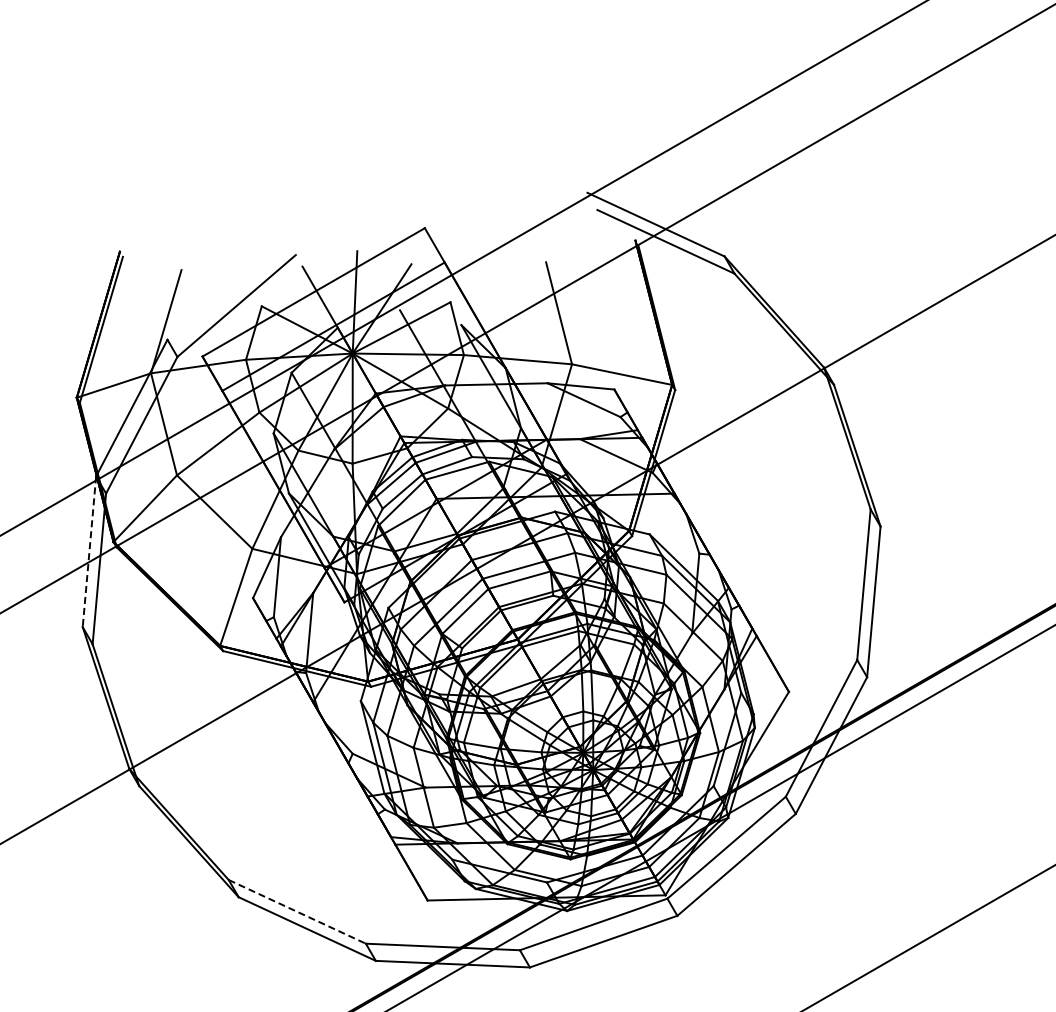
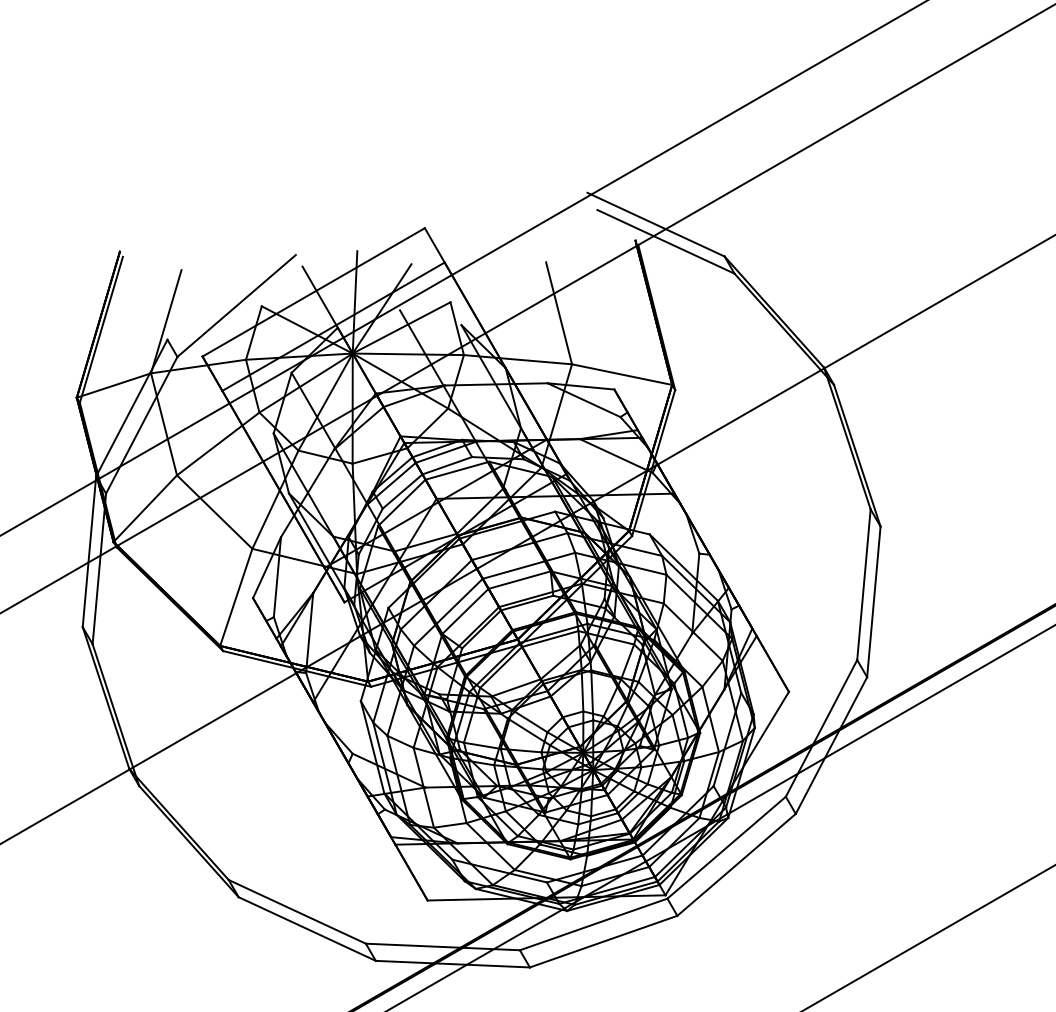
line: dashed -> solid (89, 551)
line: dashed -> solid (297, 911)
